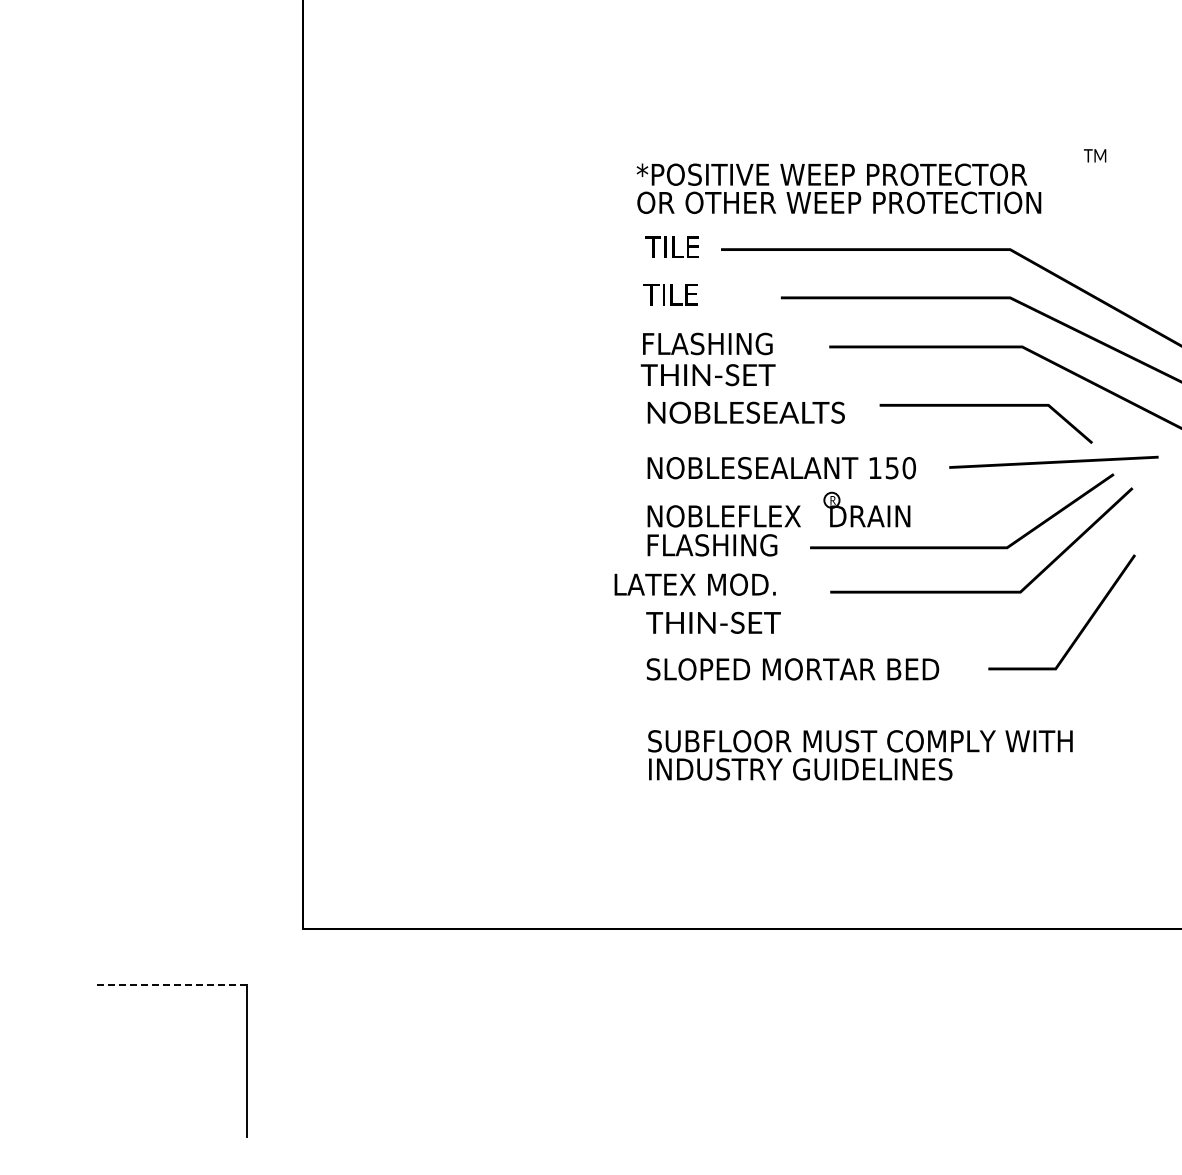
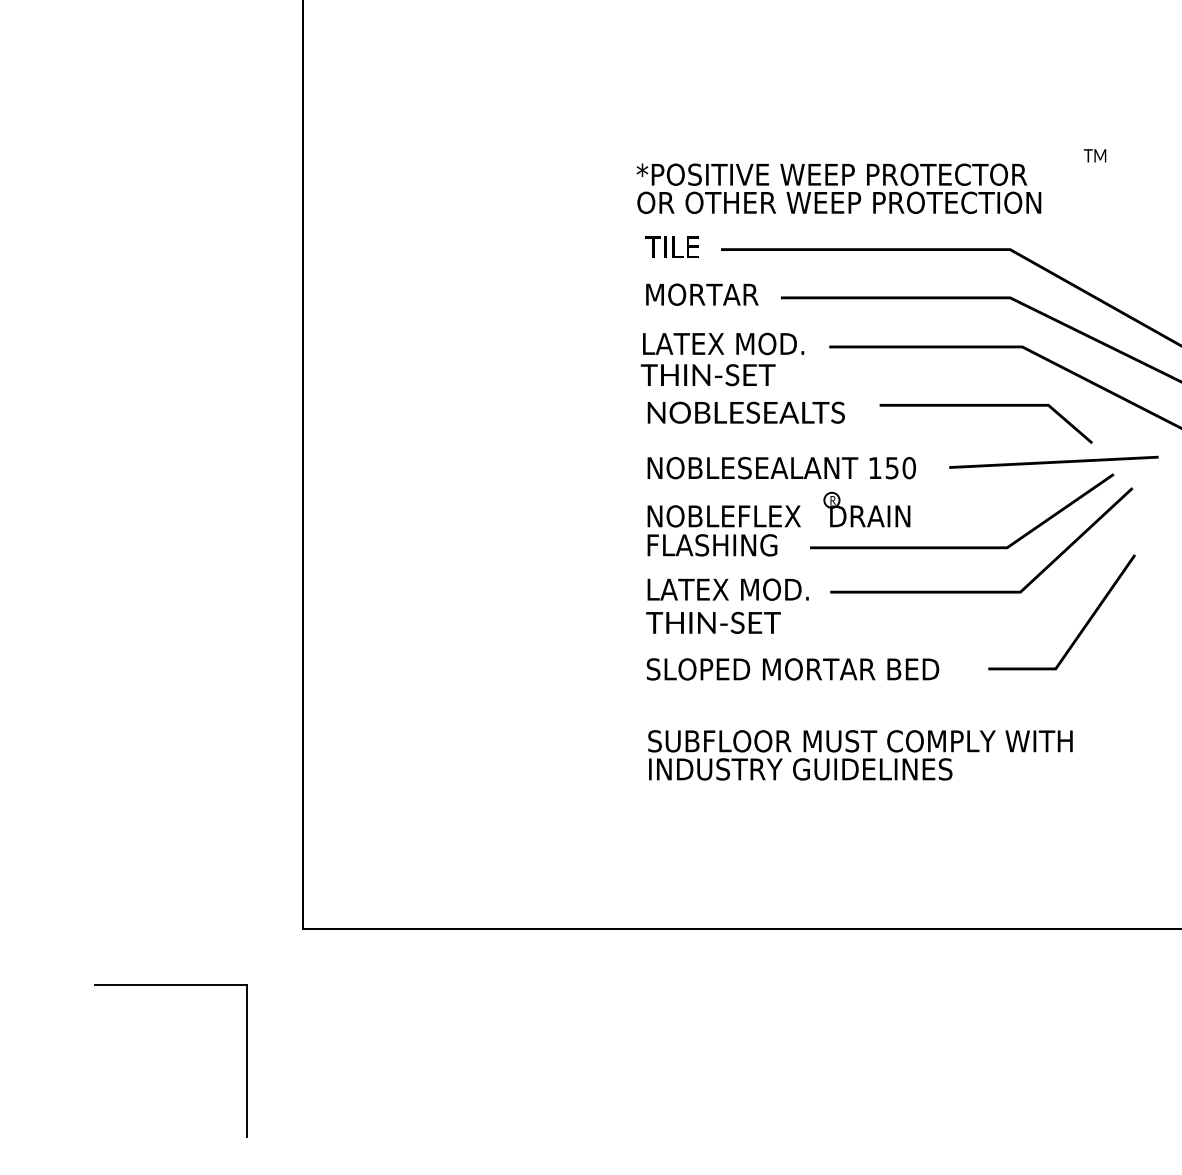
text: TILE -> MORTAR (700, 294)
text: FLASHING -> LATEX MOD. (724, 343)
text position: (694, 584) -> (727, 589) (727, 589)
line: dashed -> solid (170, 984)
